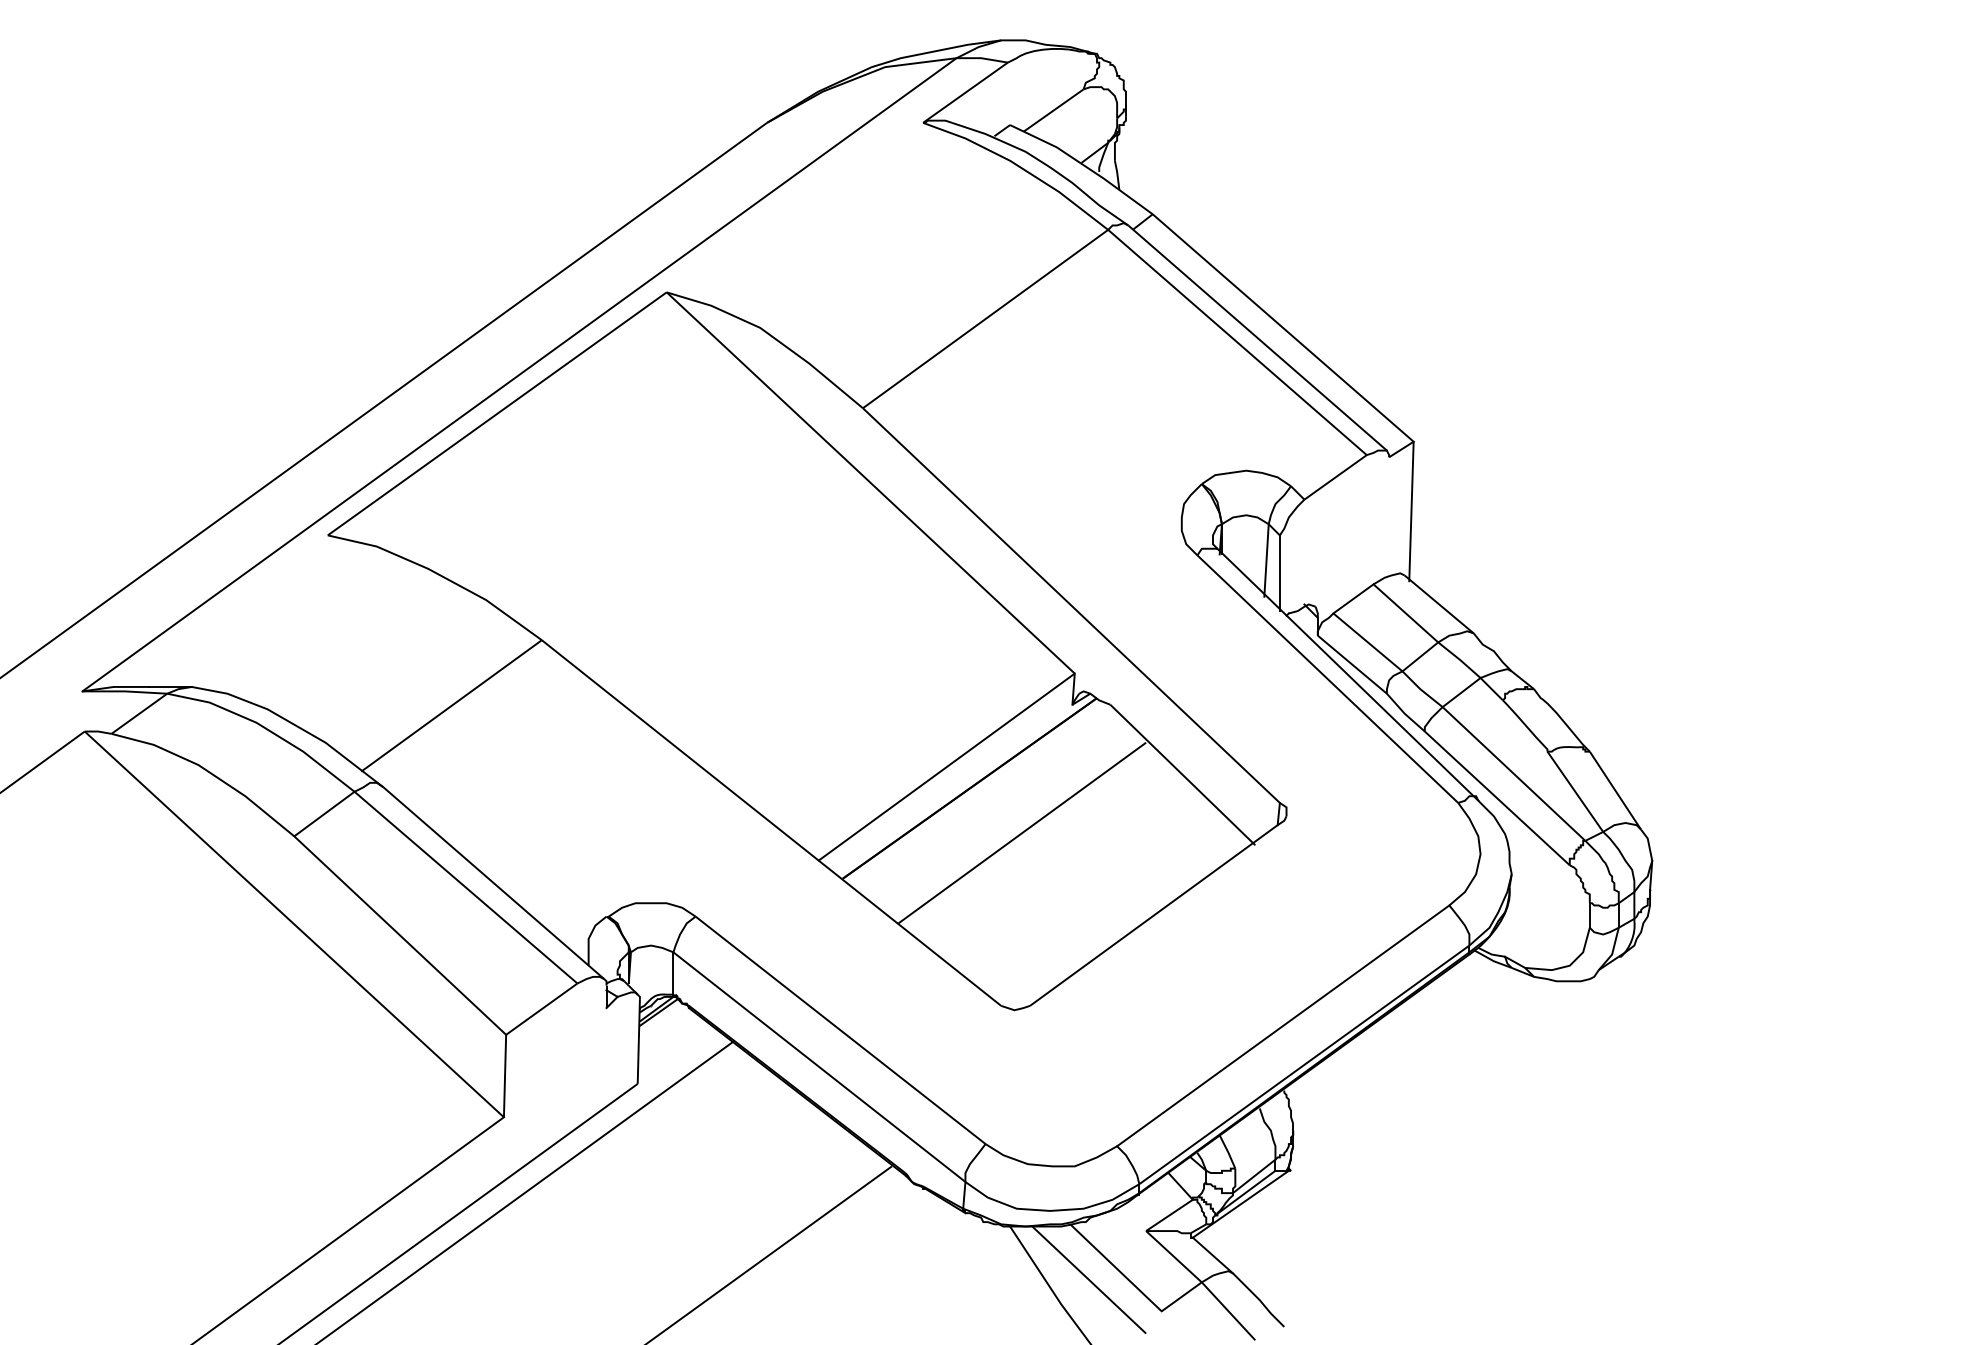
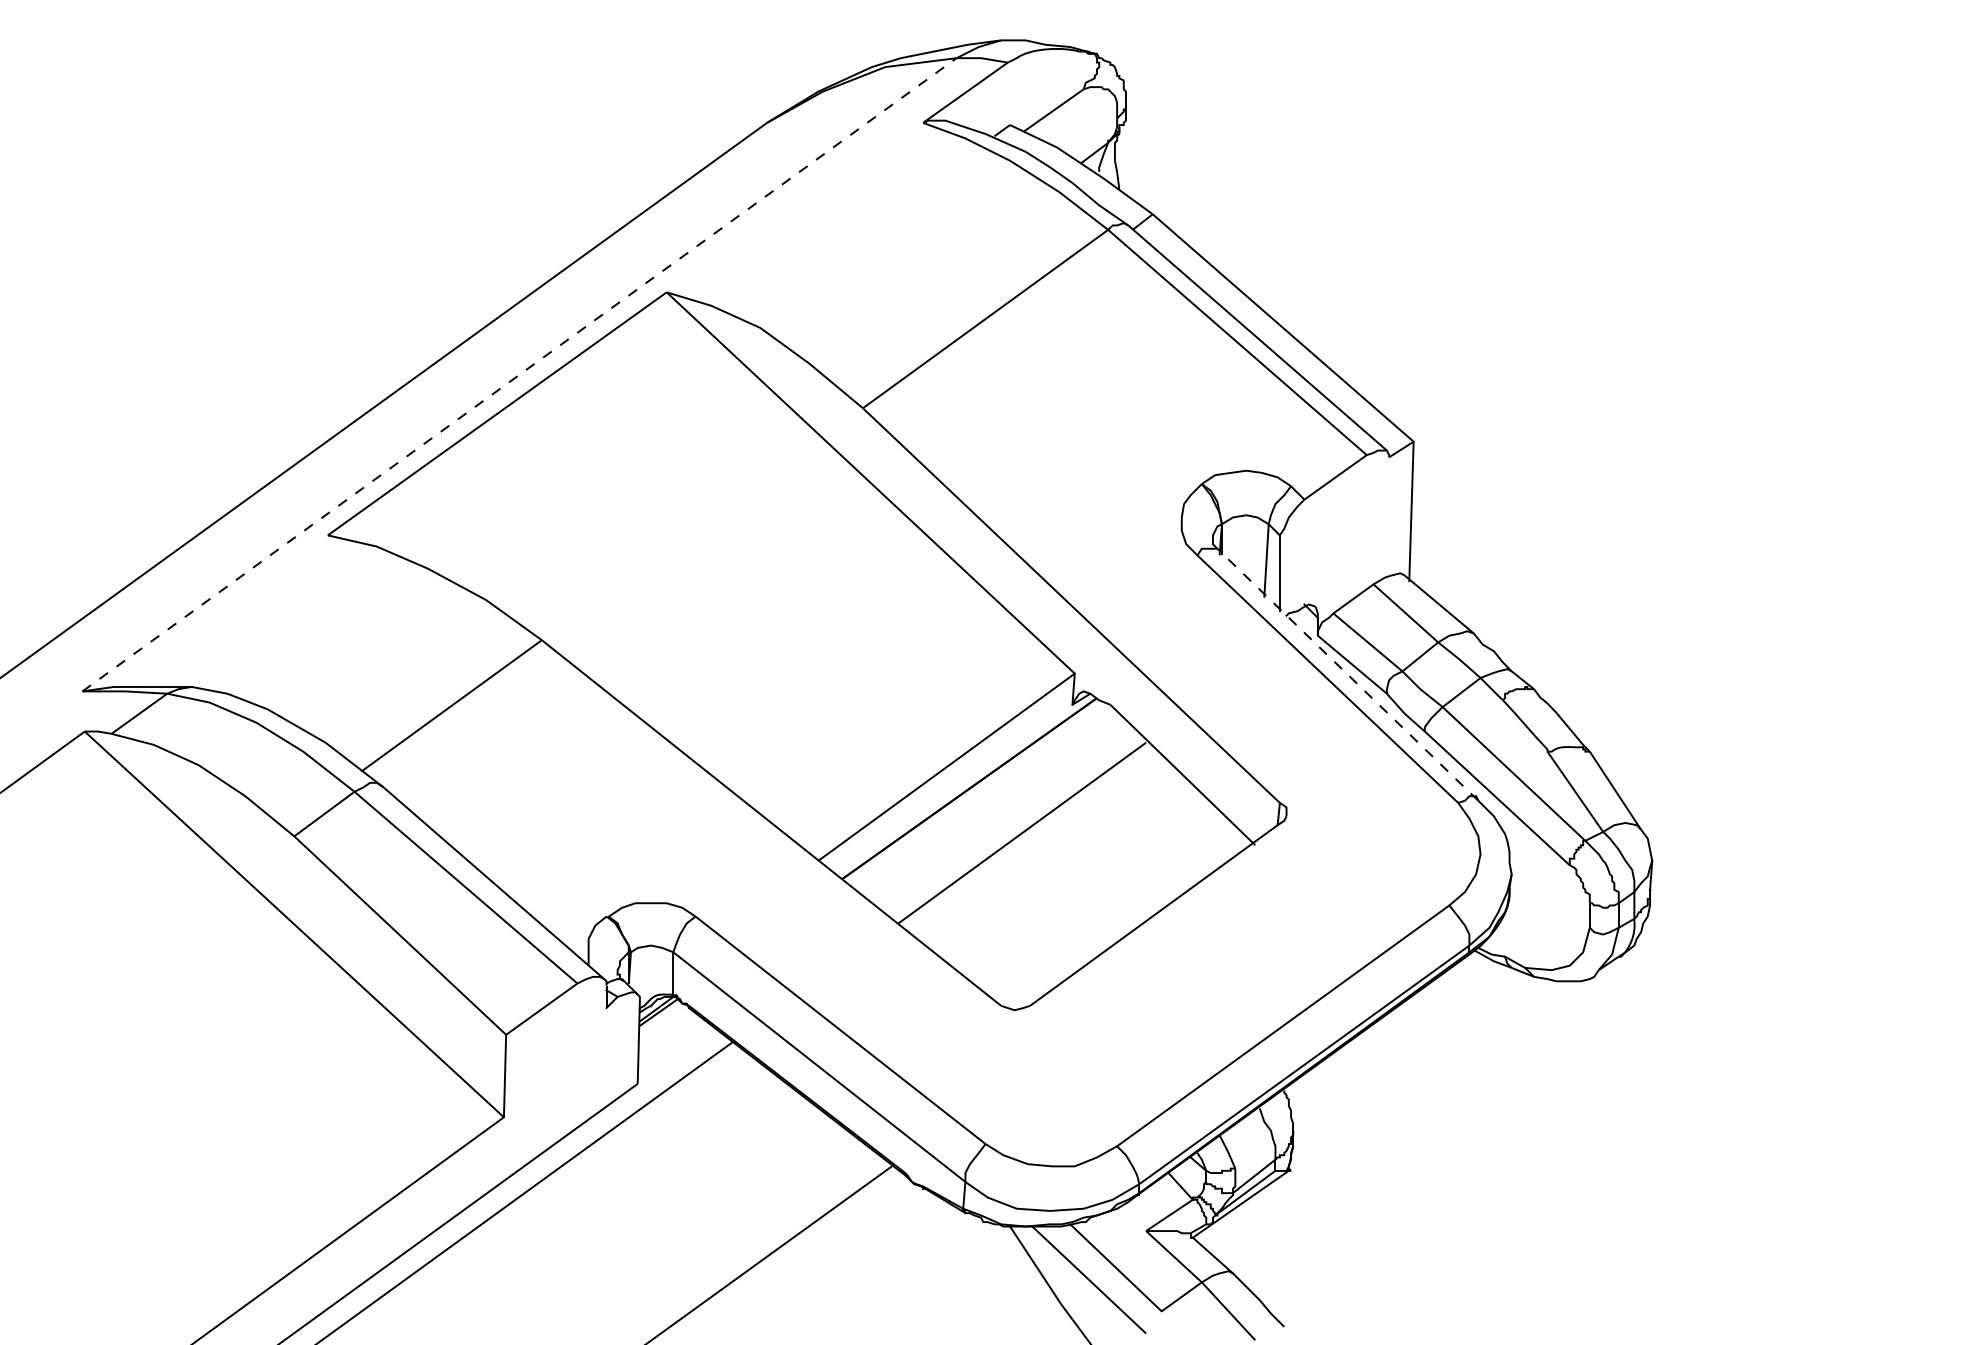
line: solid -> dashed (519, 374)
line: solid -> dashed (1347, 674)
